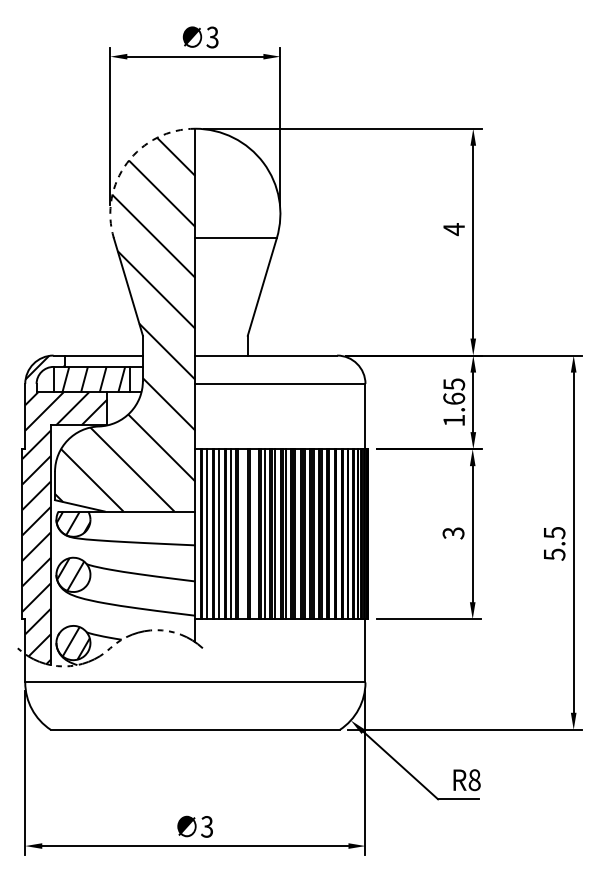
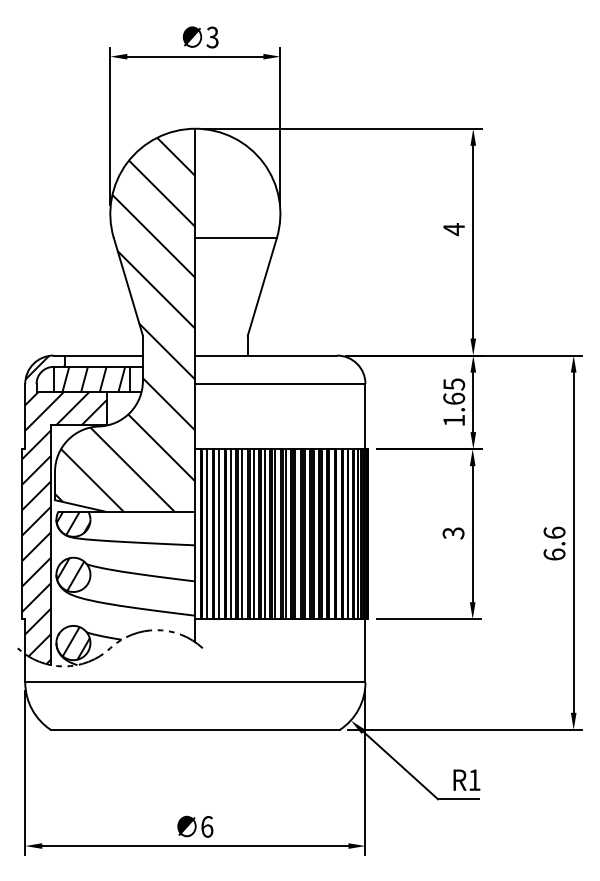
arc: dashed -> solid (127, 162)
line: none -> present (242, 534)
line: none -> present (253, 534)
text: 5.5 -> 6.6 (554, 543)
text: R8 -> R1 (474, 780)
text: 3 -> 6 (207, 826)
